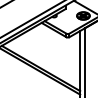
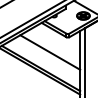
line: none -> present (50, 52)
